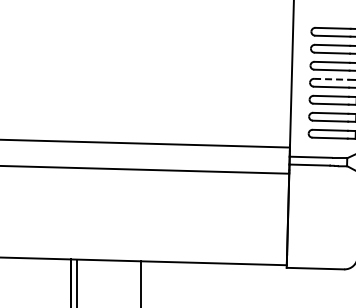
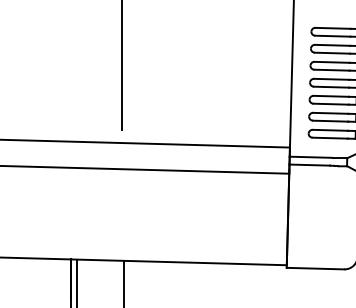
line: none -> present (122, 66)
line: dashed -> solid (331, 79)
line position: (140, 282) -> (123, 282) (123, 282)
